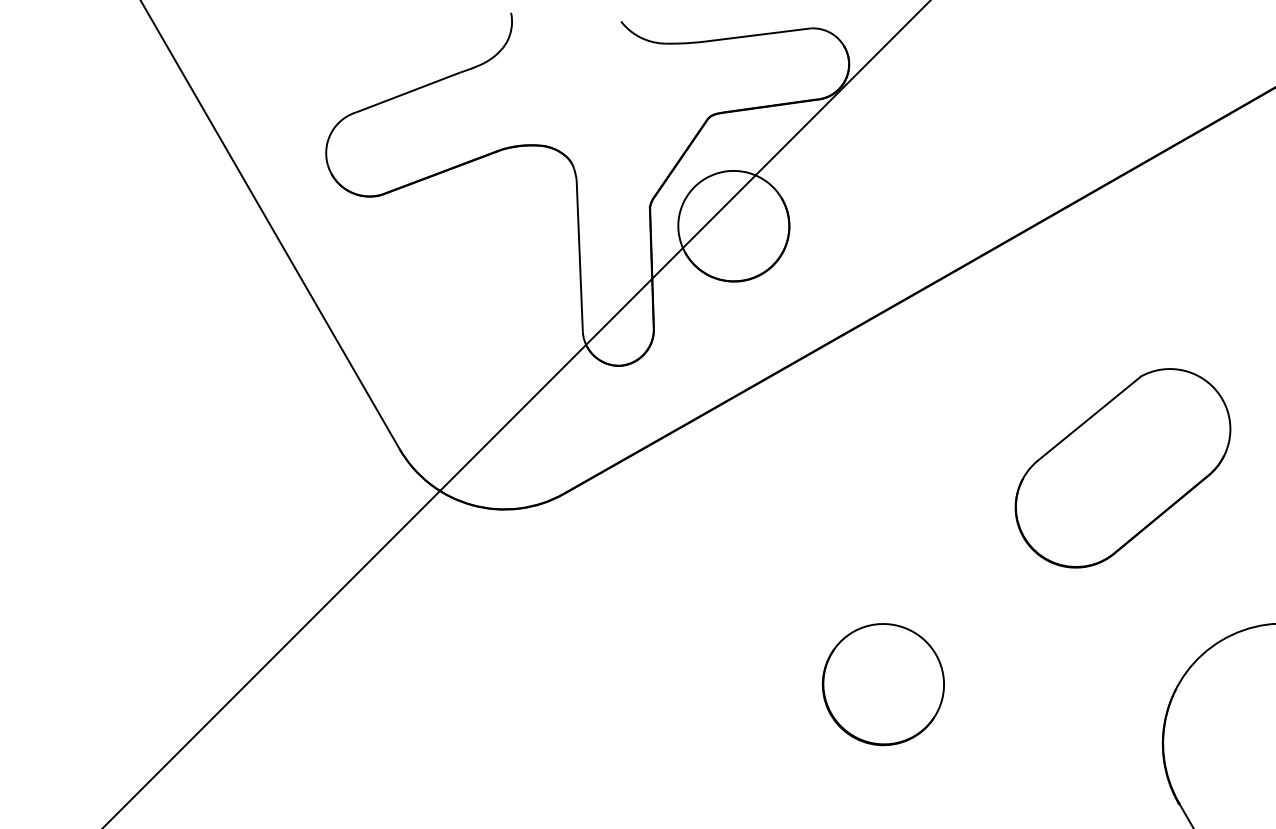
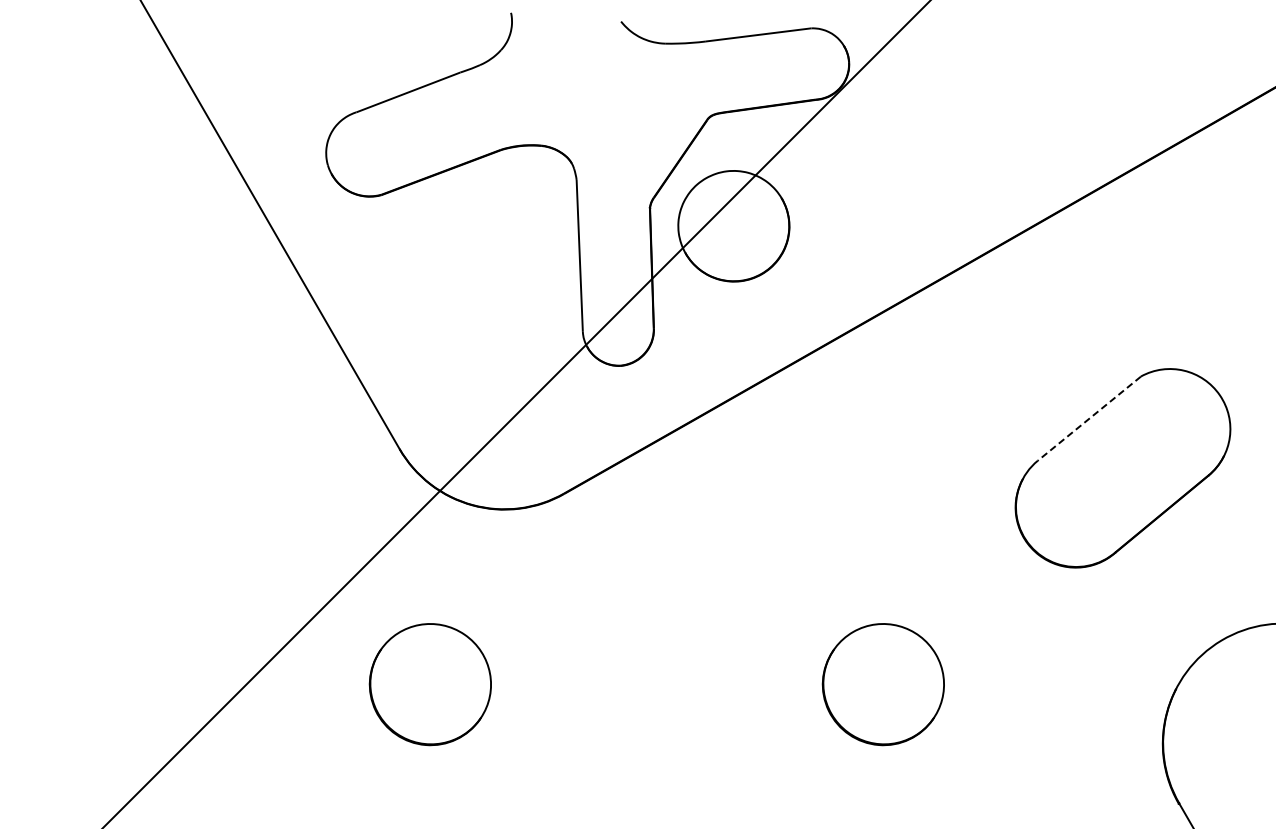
line: solid -> dashed (1089, 418)
part: none -> present (429, 684)
